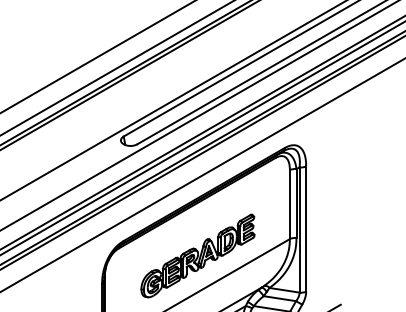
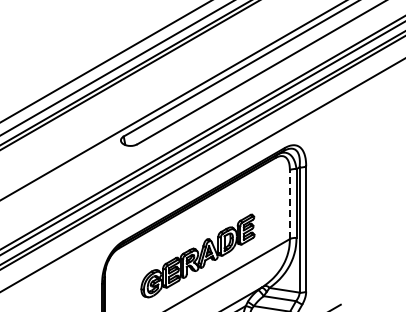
line position: (97, 57) -> (105, 61) (105, 61)
line: present -> none (199, 115)
line: solid -> dashed (289, 204)
